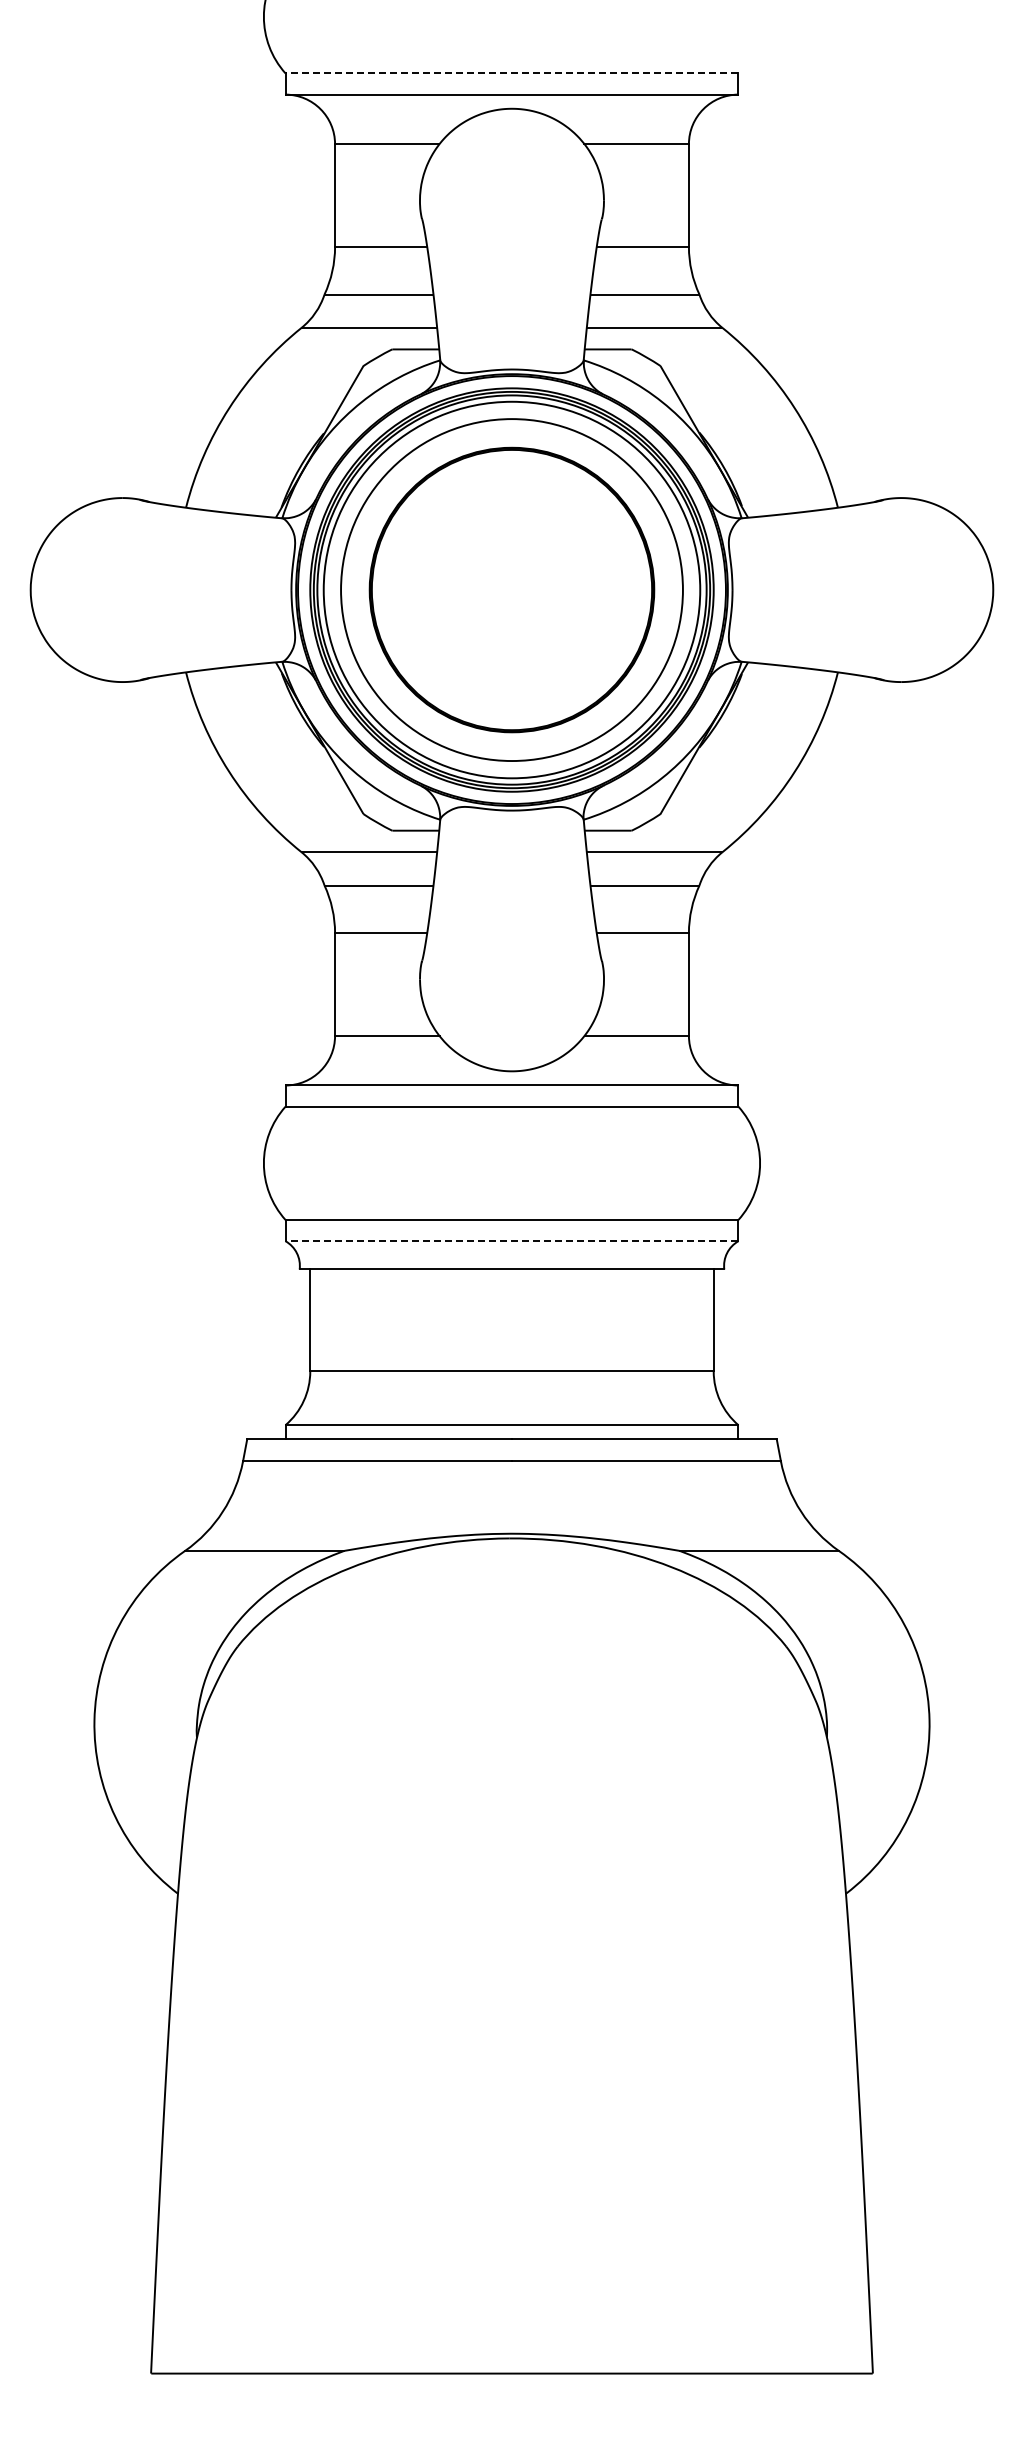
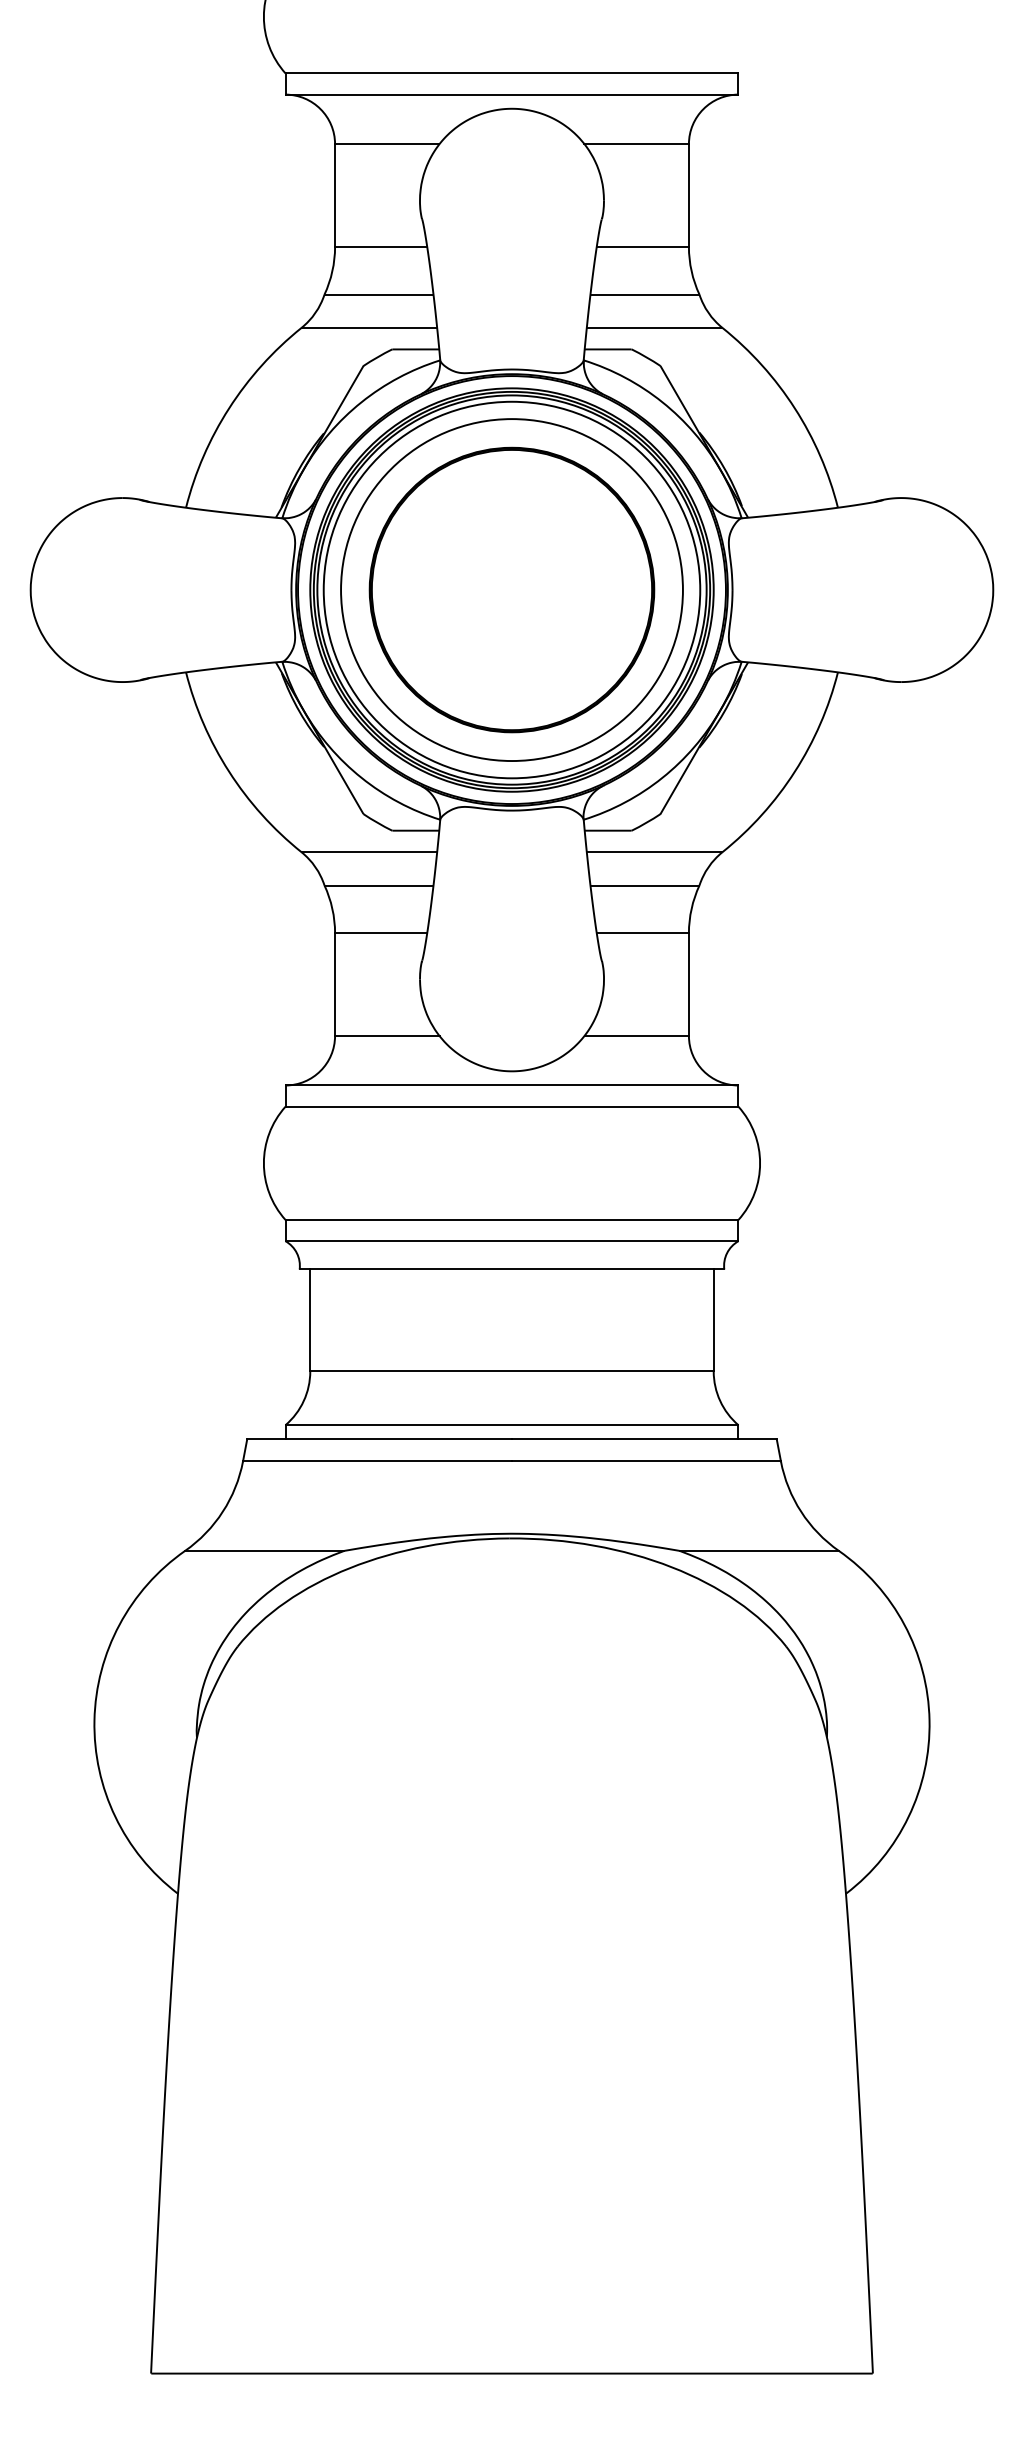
line: dashed -> solid (511, 73)
line: dashed -> solid (511, 1241)
